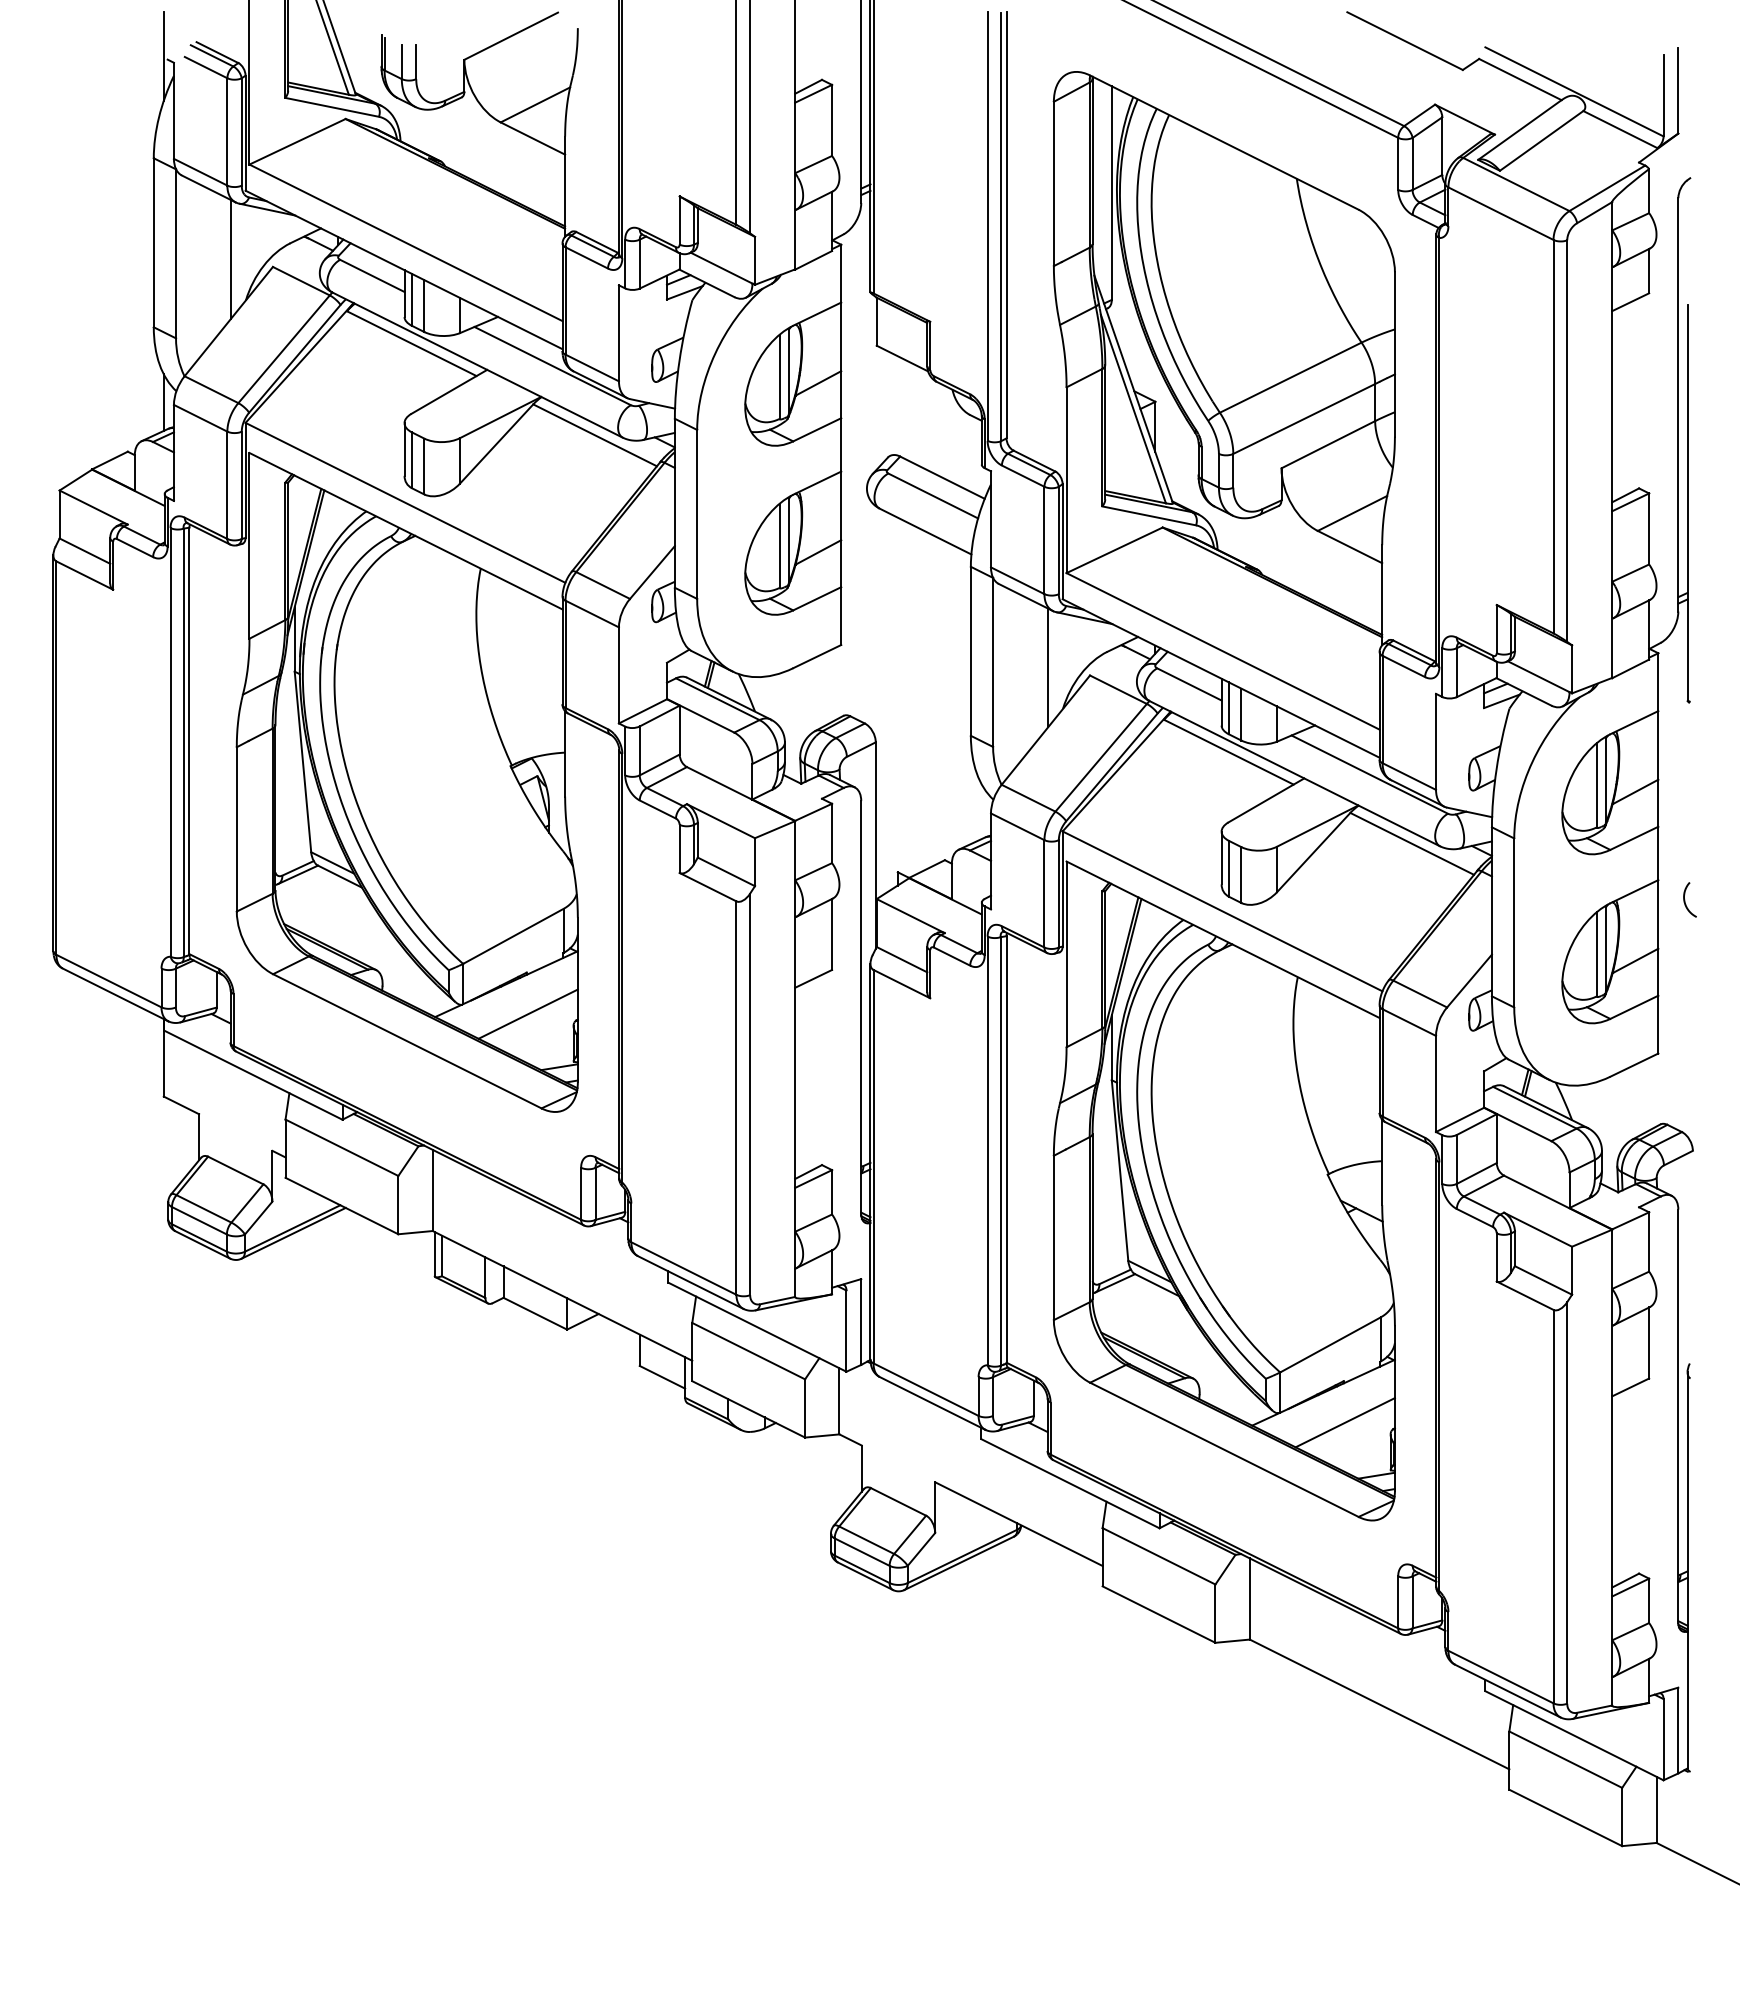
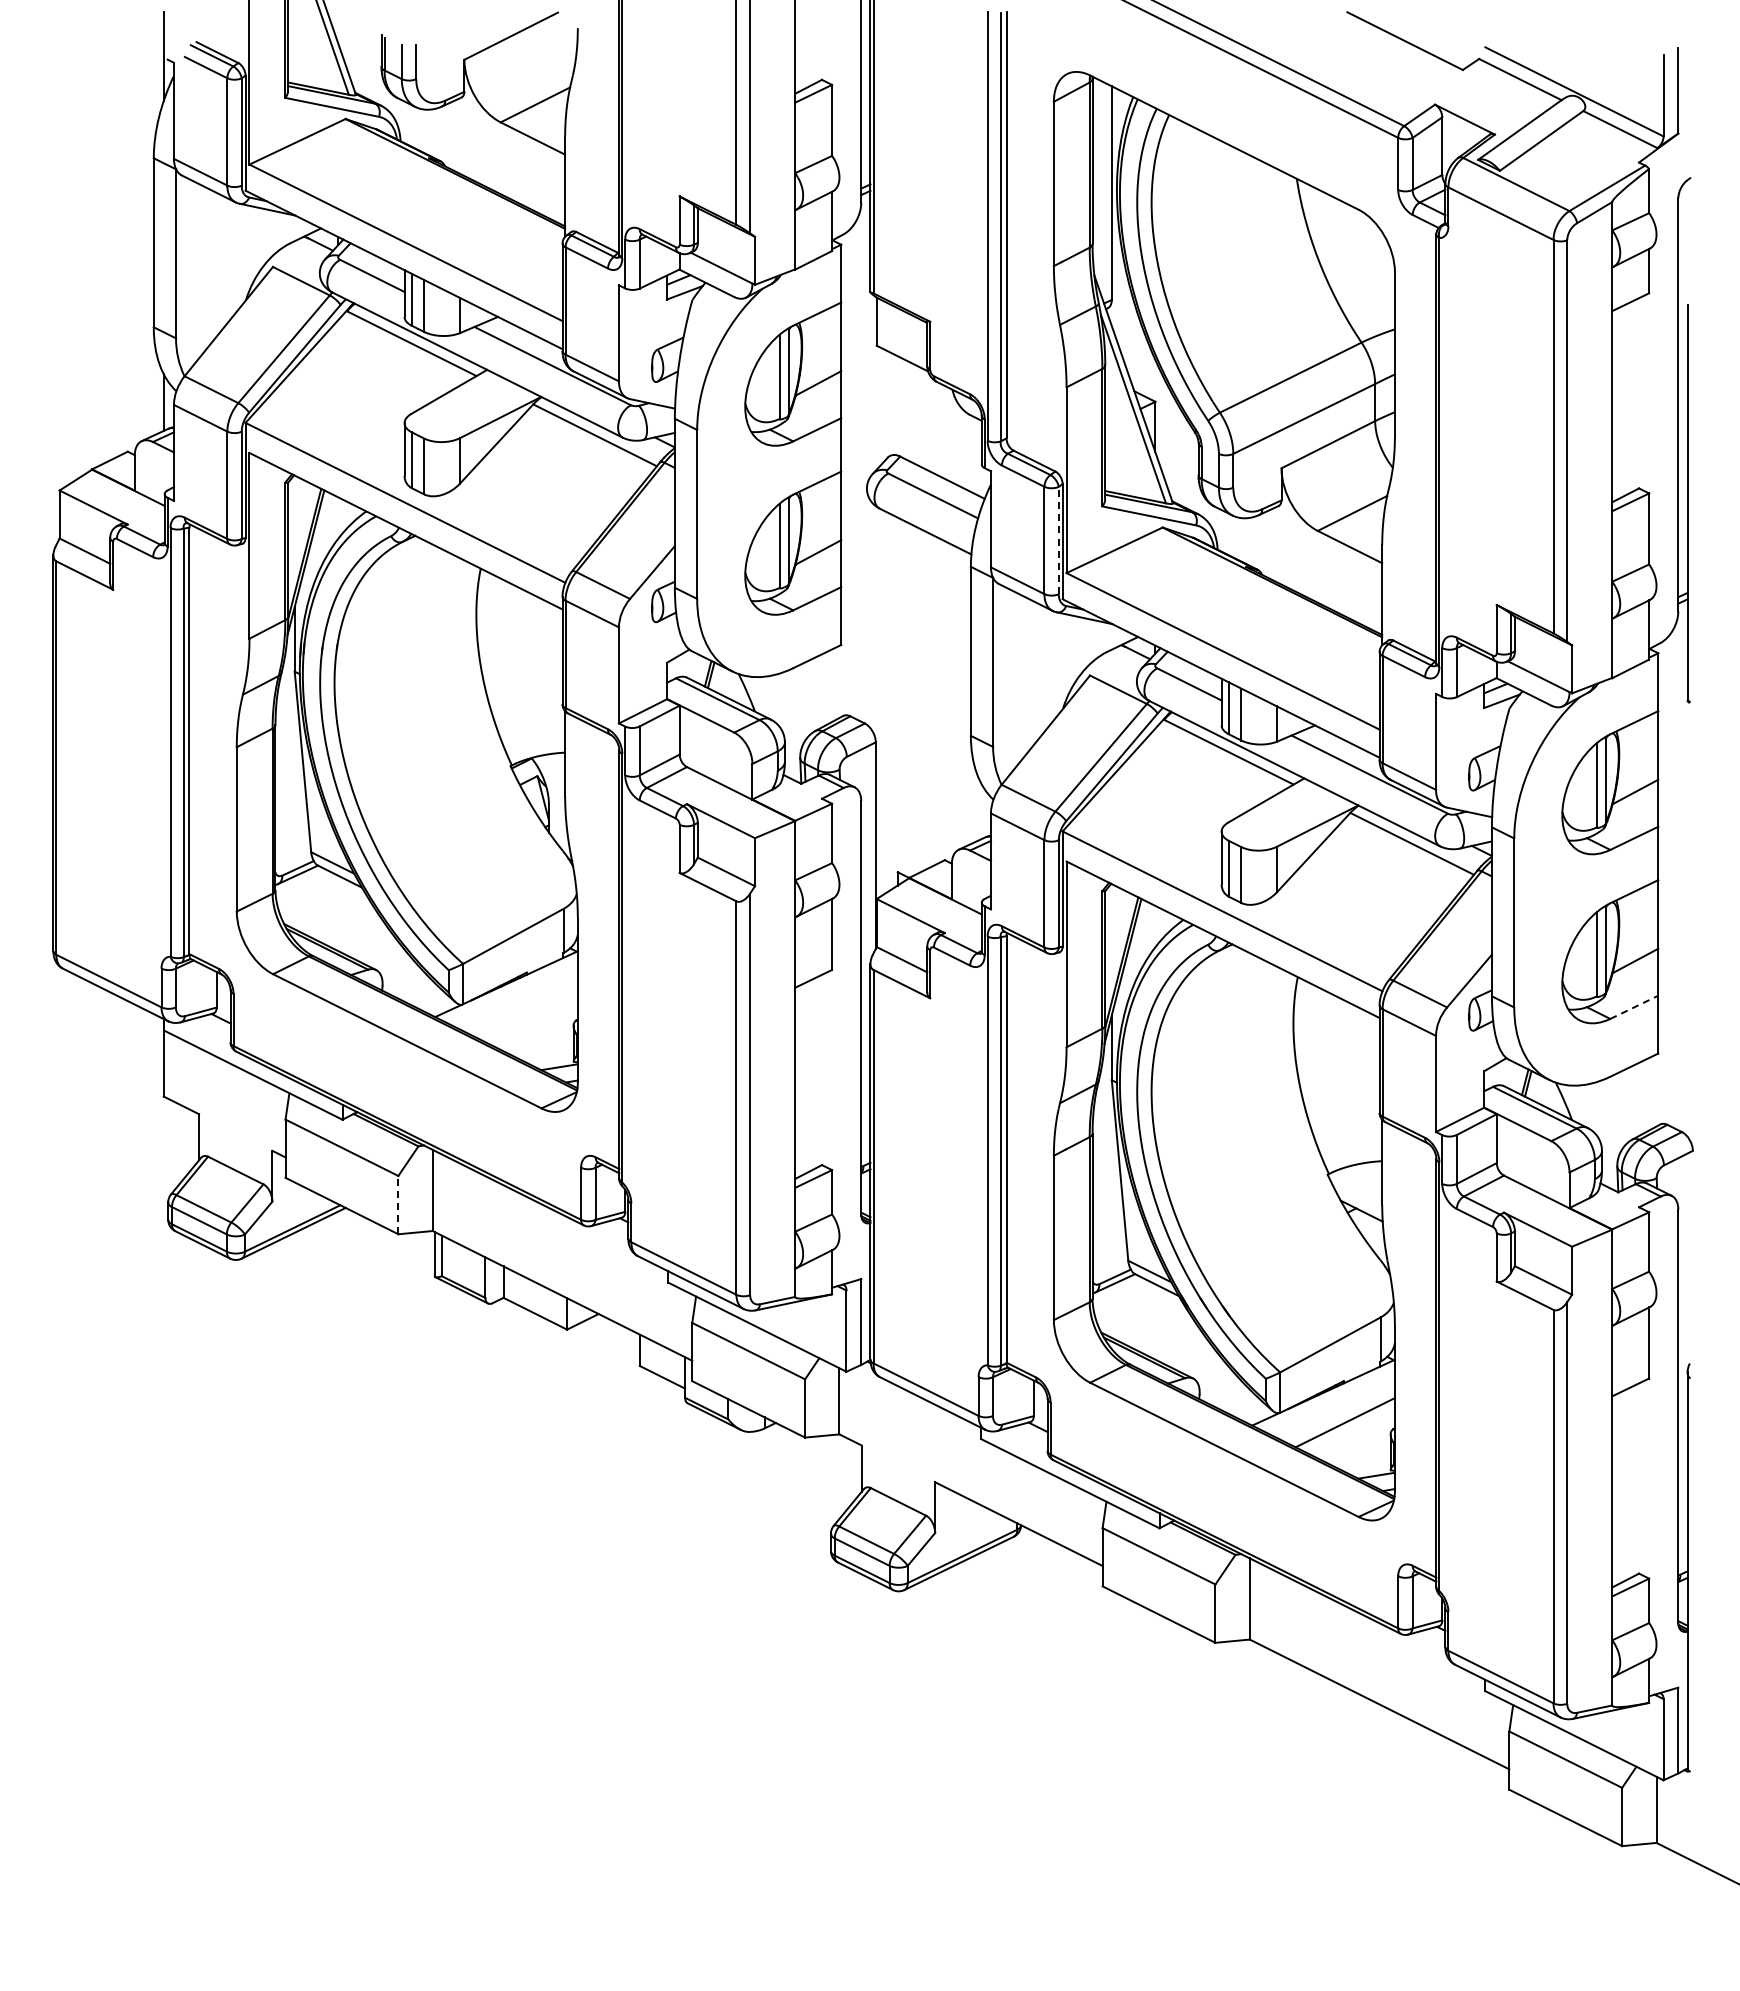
line: present -> none (231, 259)
line: solid -> dashed (1058, 540)
line: present -> none (1048, 667)
curve: present -> none (1685, 899)
line: solid -> dashed (1634, 1007)
line: present -> none (527, 1013)
line: solid -> dashed (398, 1204)
